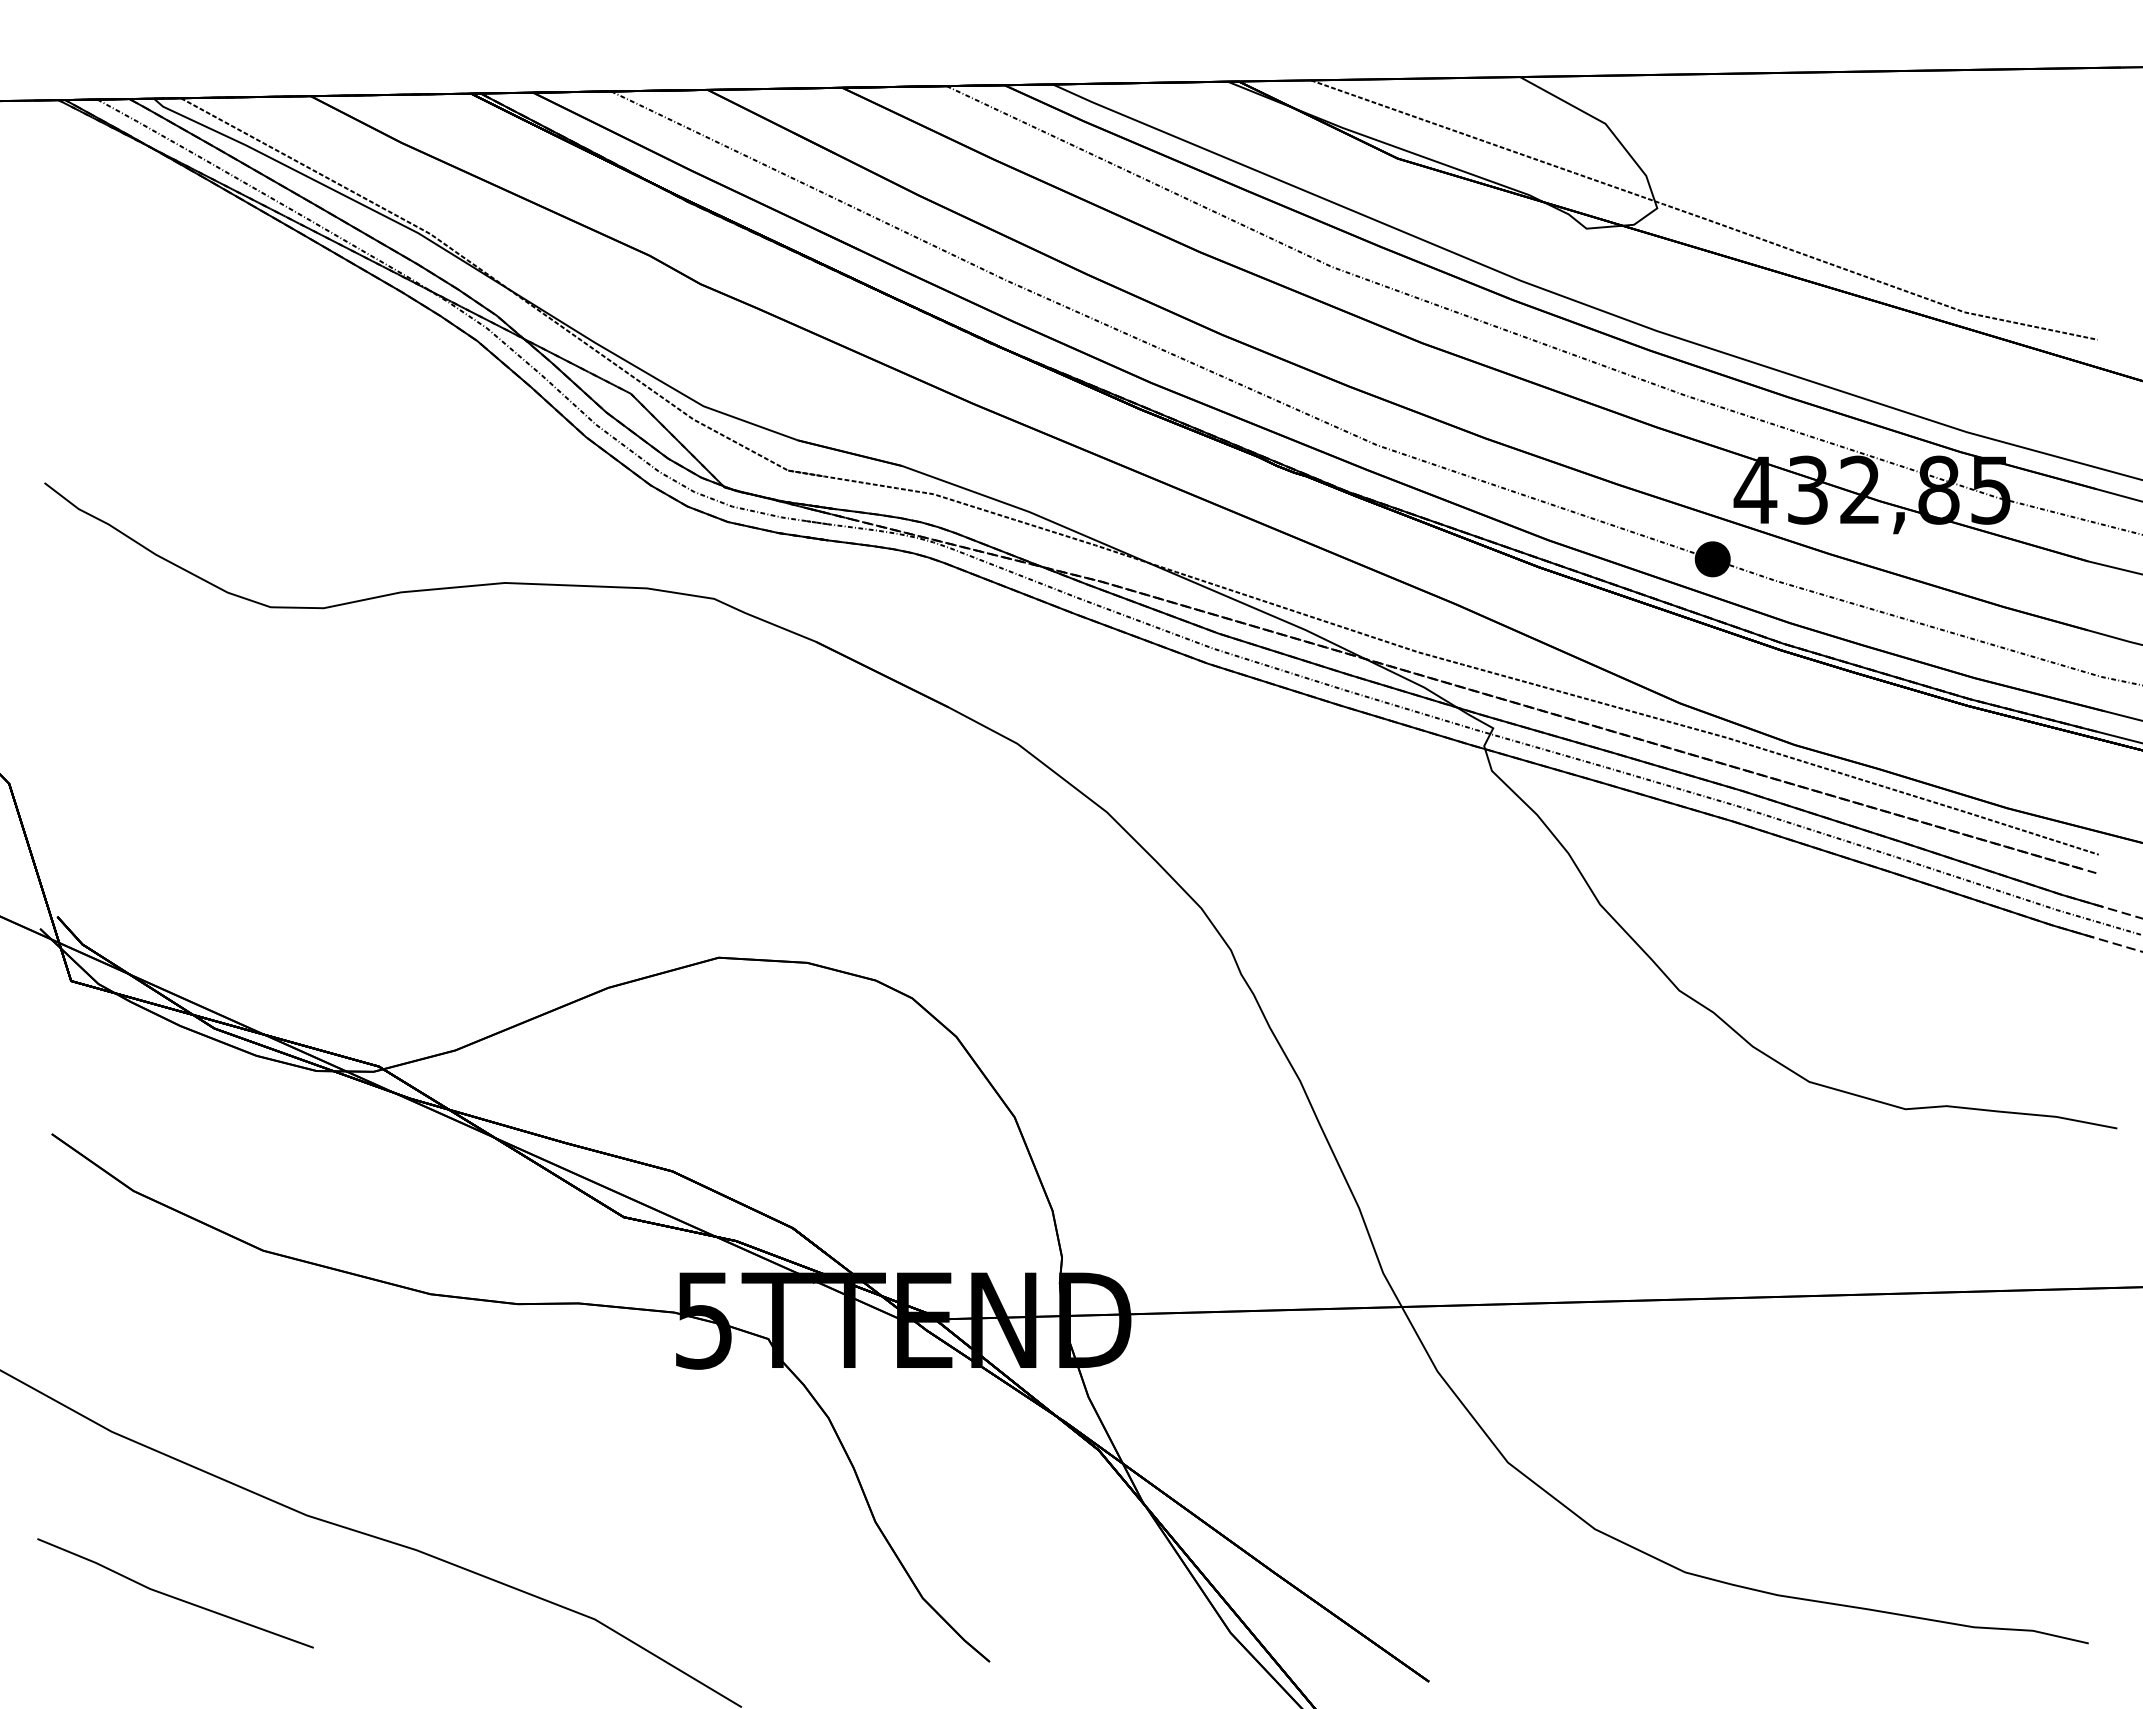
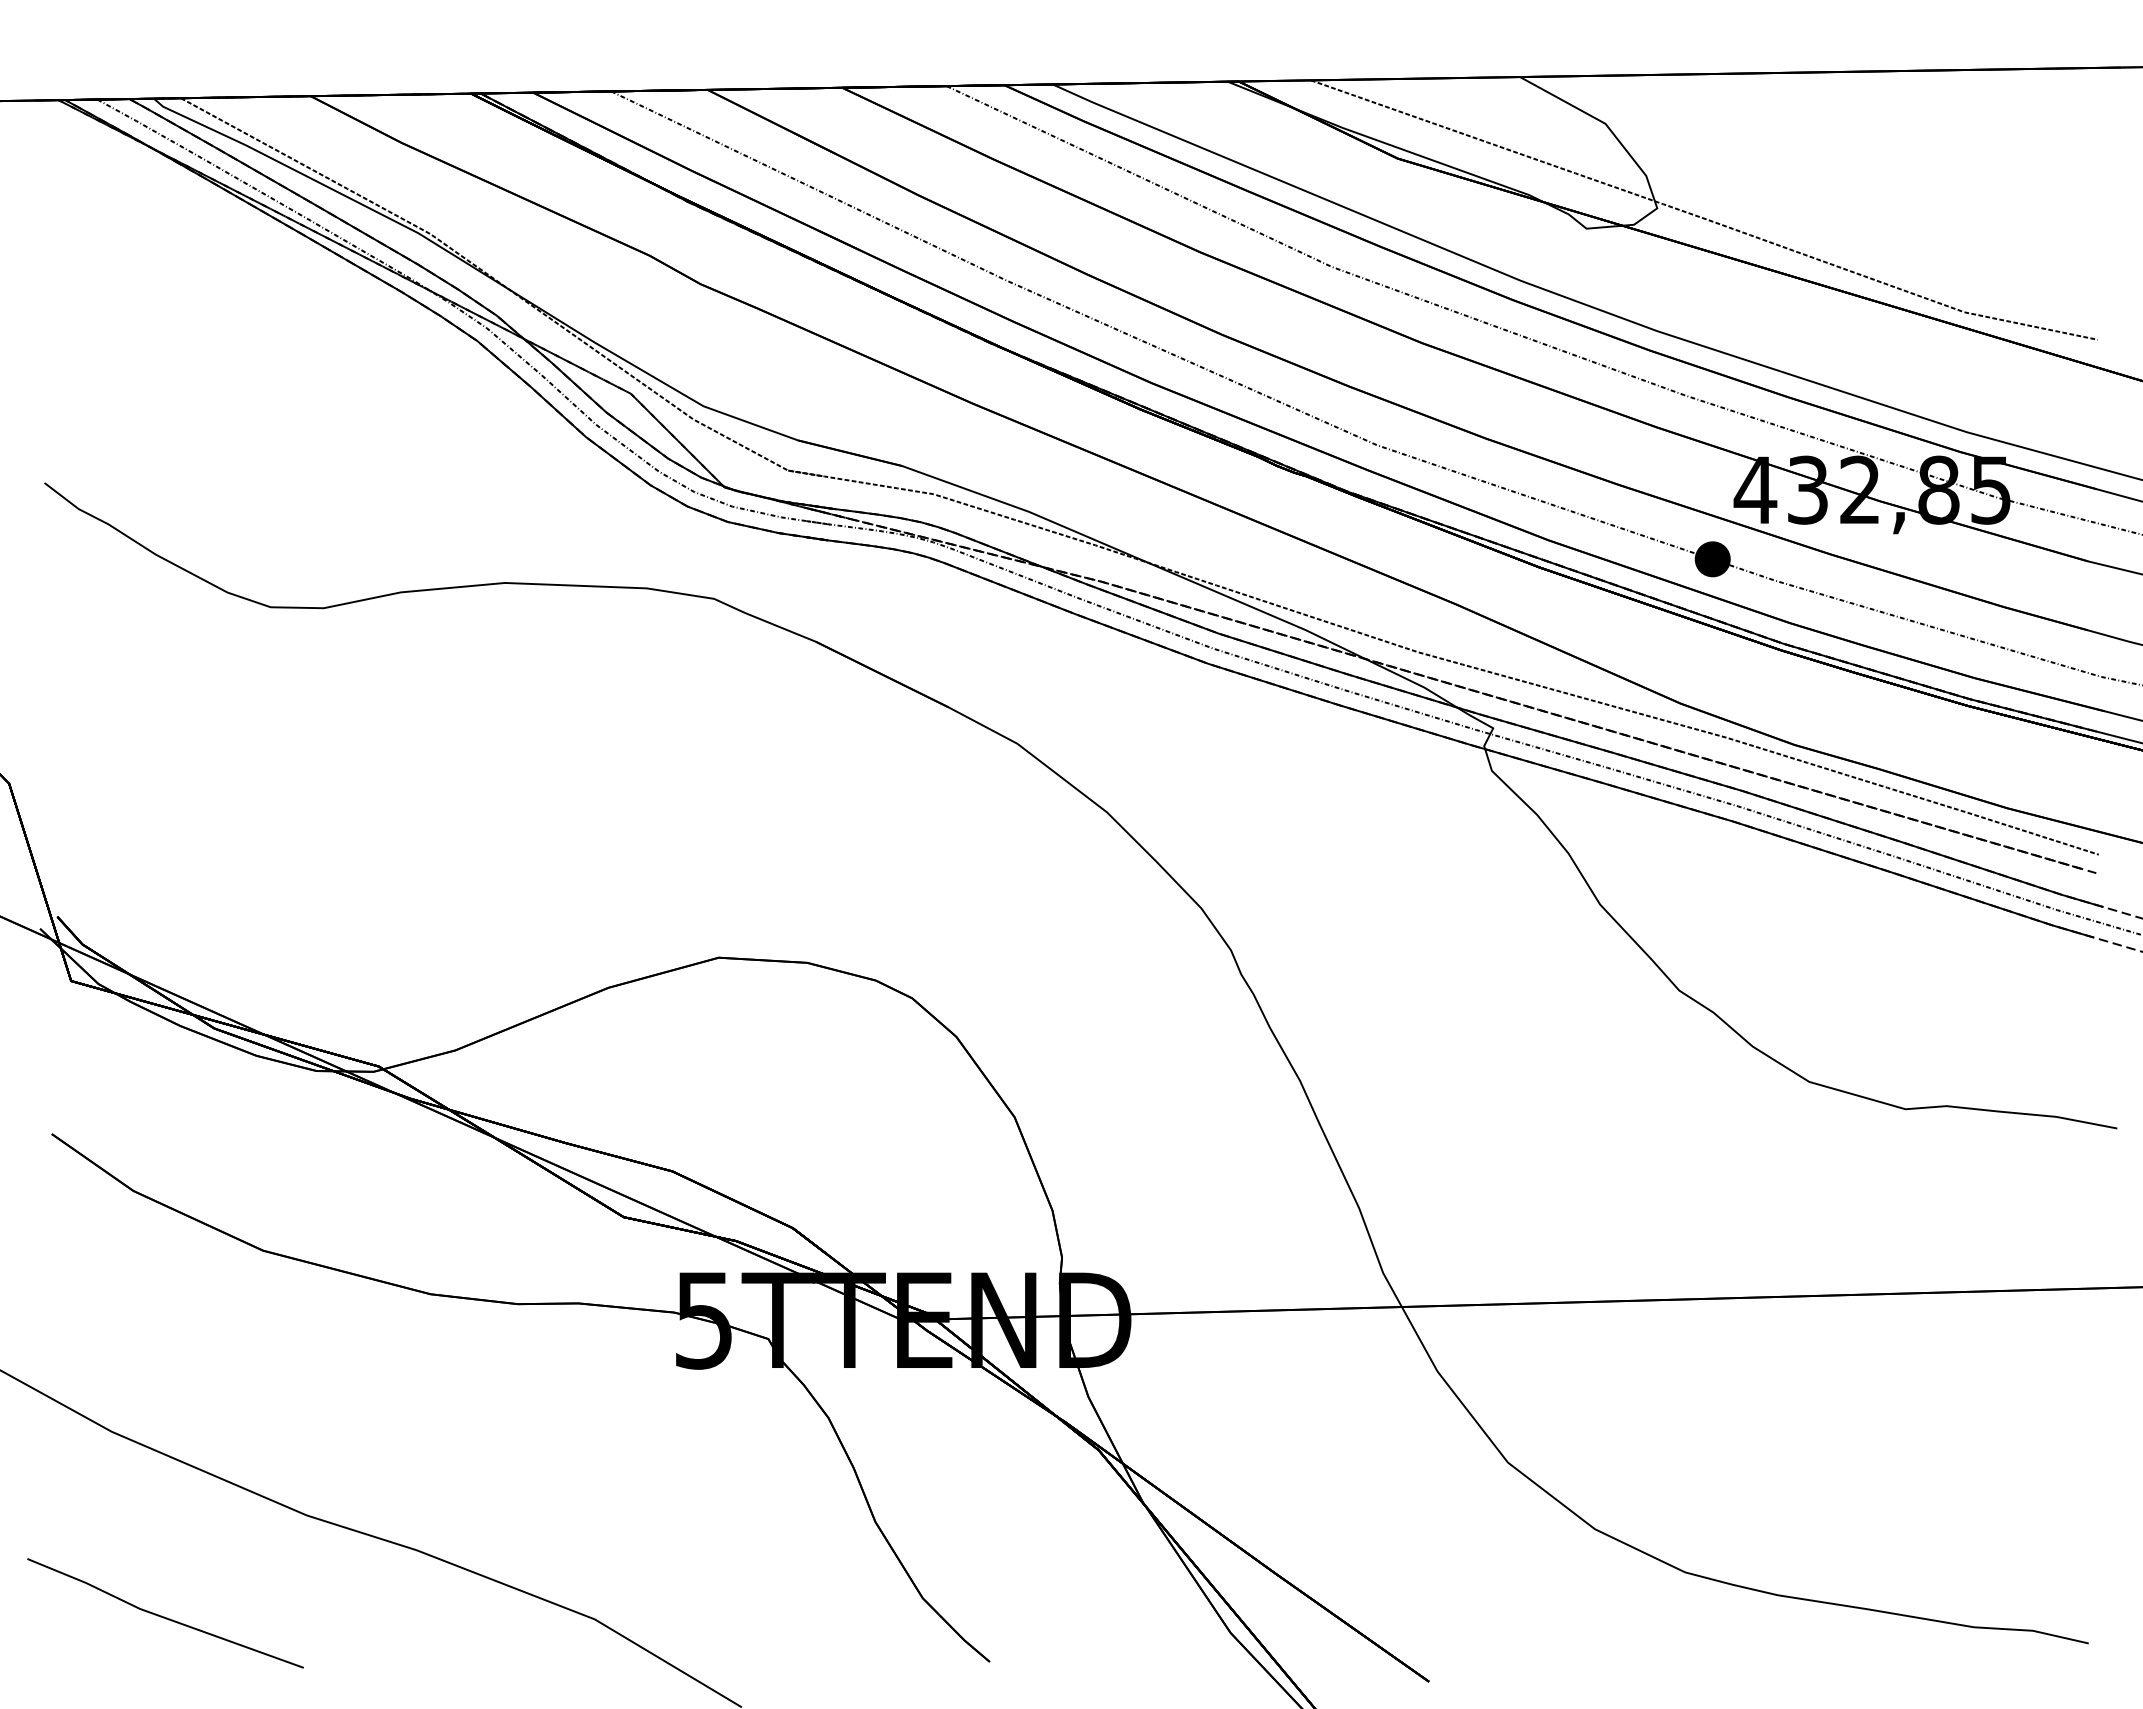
line position: (174, 1596) -> (164, 1616) (164, 1616)
